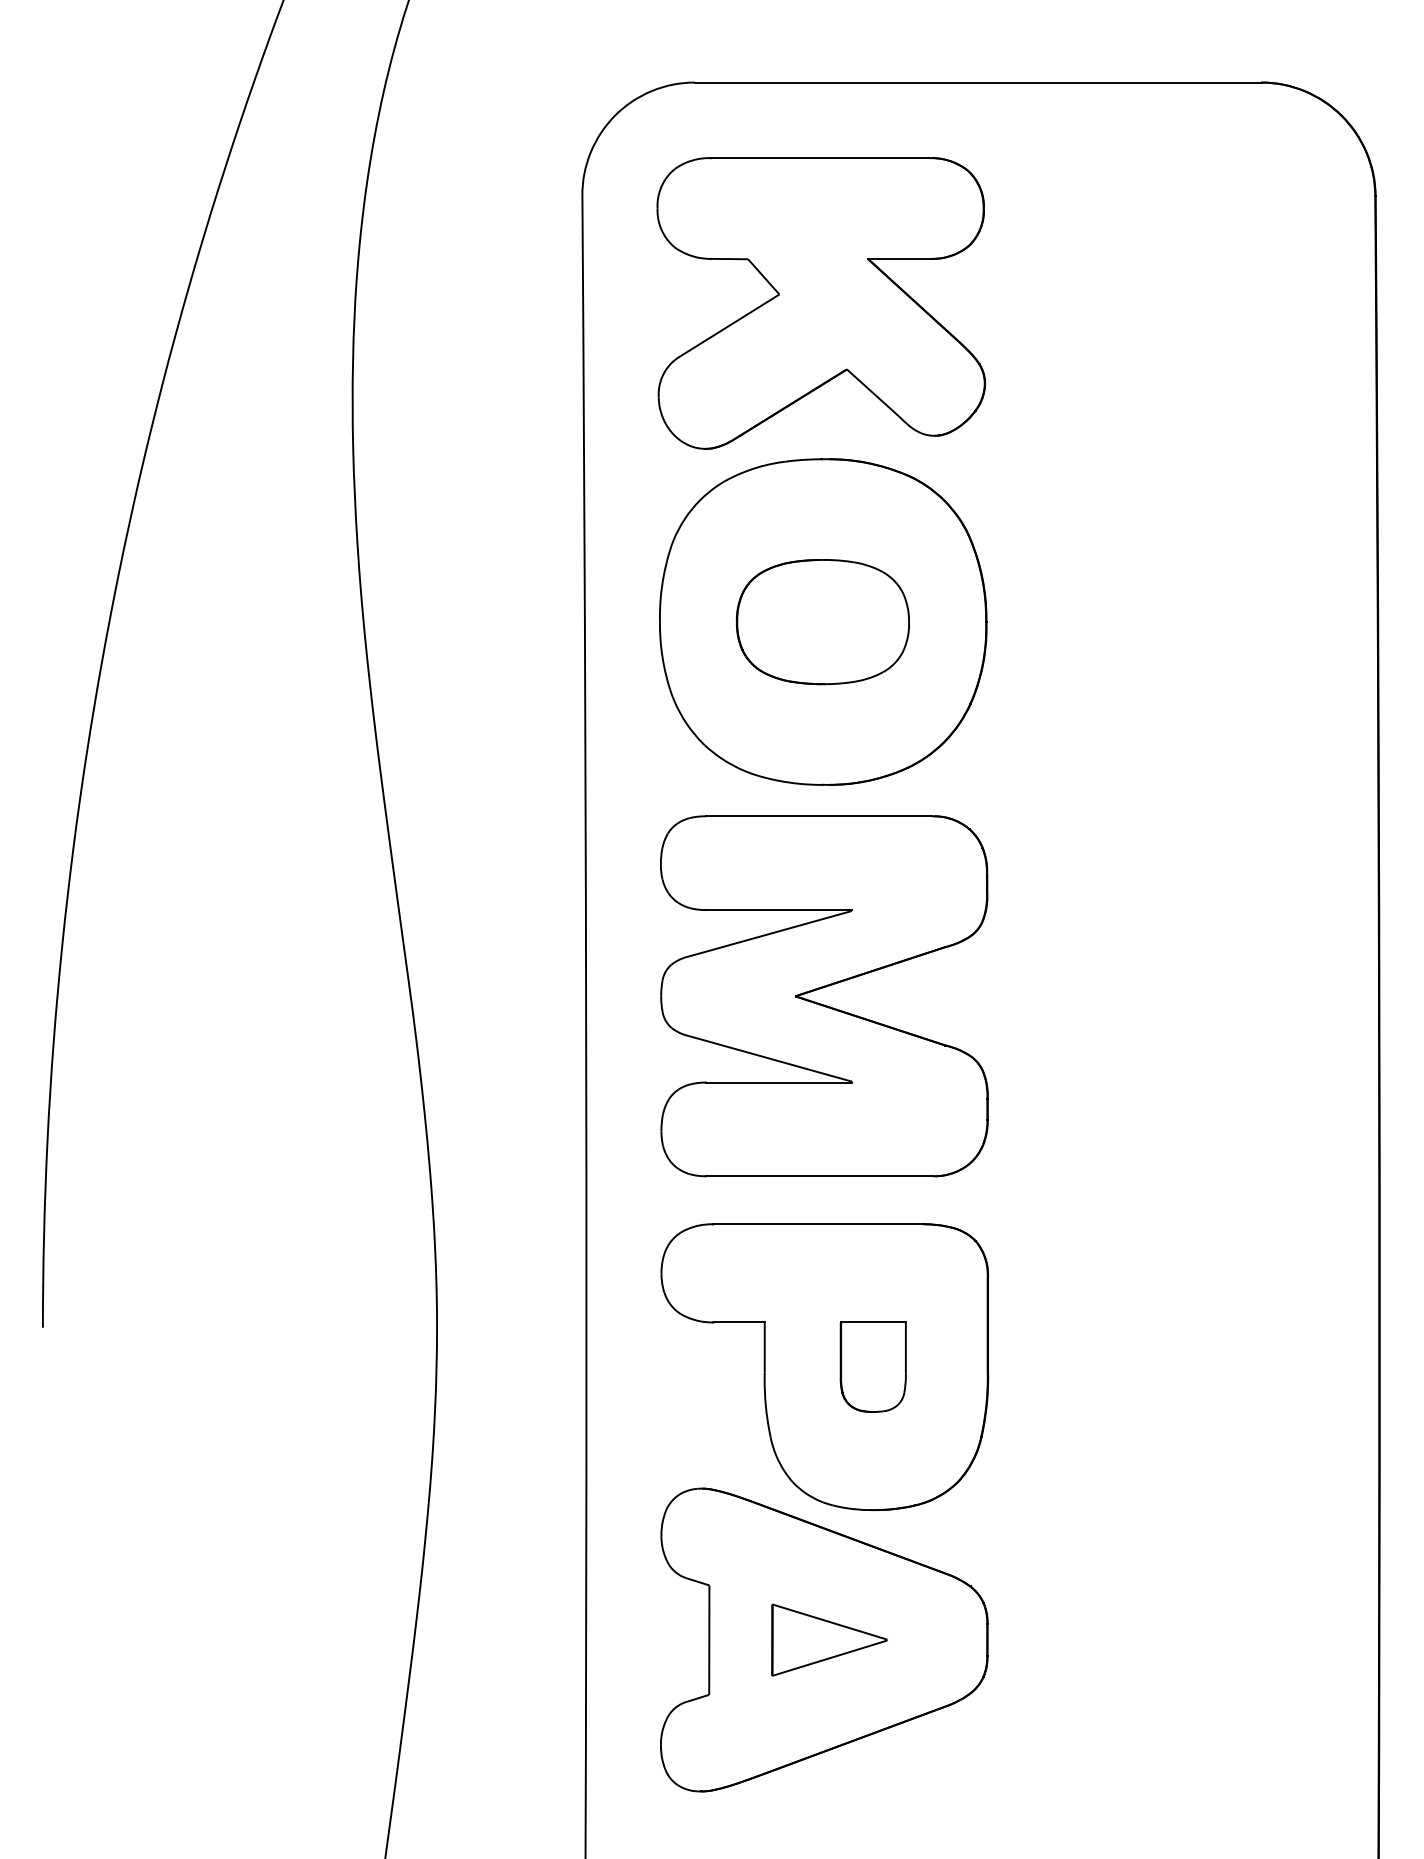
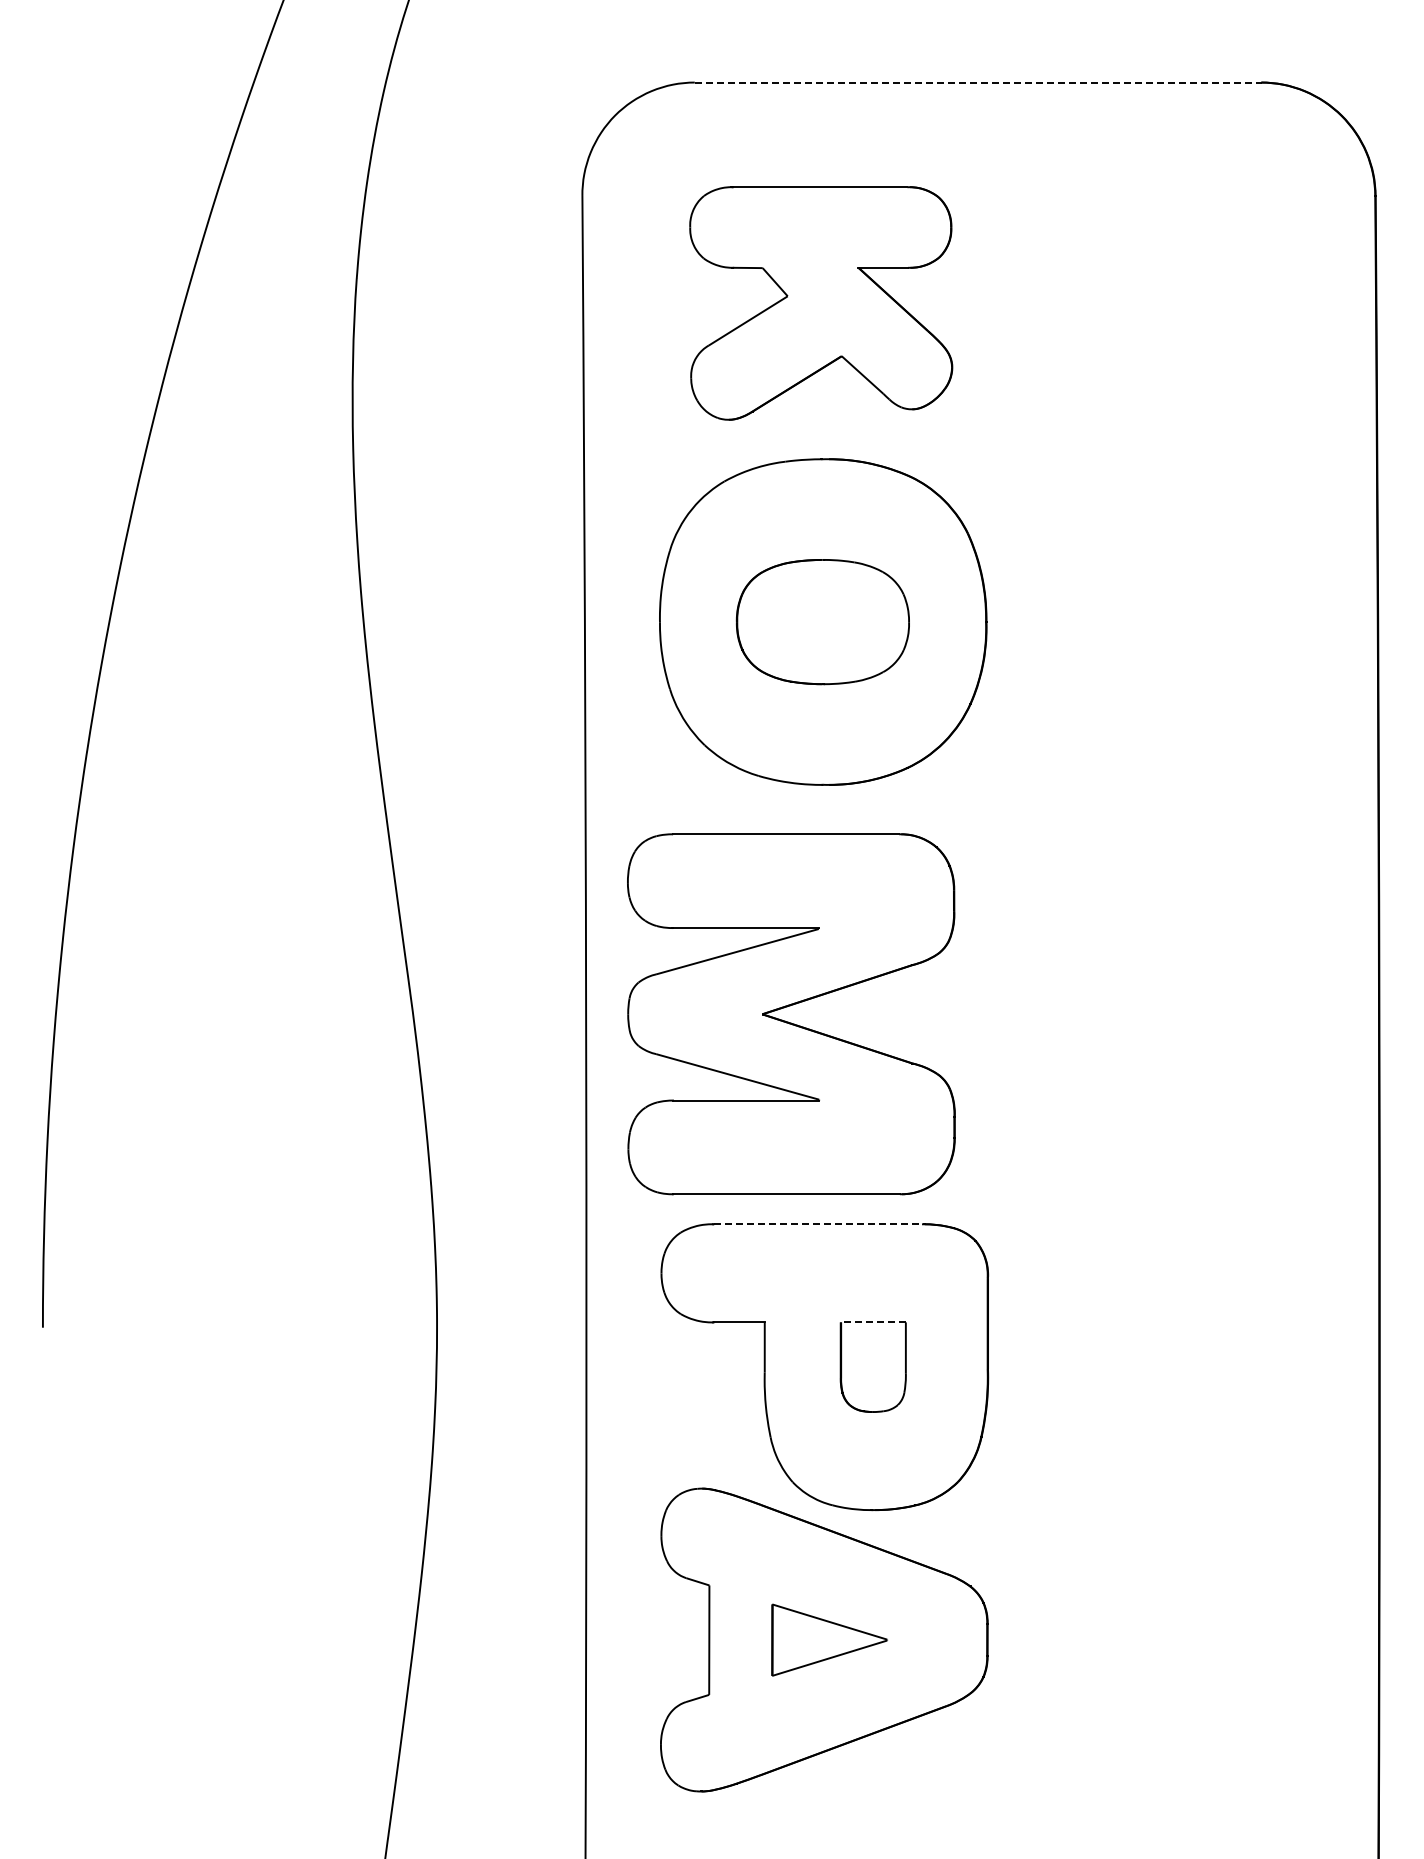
line: solid -> dashed (978, 82)
part size: 330x293 px -> 265x235 px (821, 303)
part position: (821, 1003) -> (788, 1021) (788, 1021)
line: solid -> dashed (818, 1224)
line: solid -> dashed (873, 1322)
